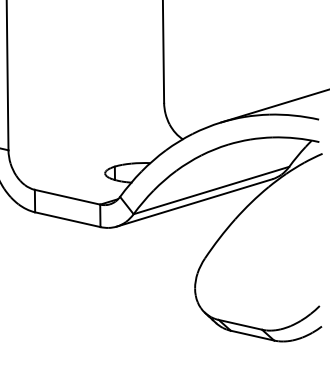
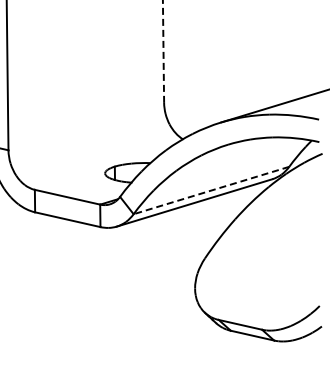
line: solid -> dashed (163, 51)
line: solid -> dashed (210, 190)
